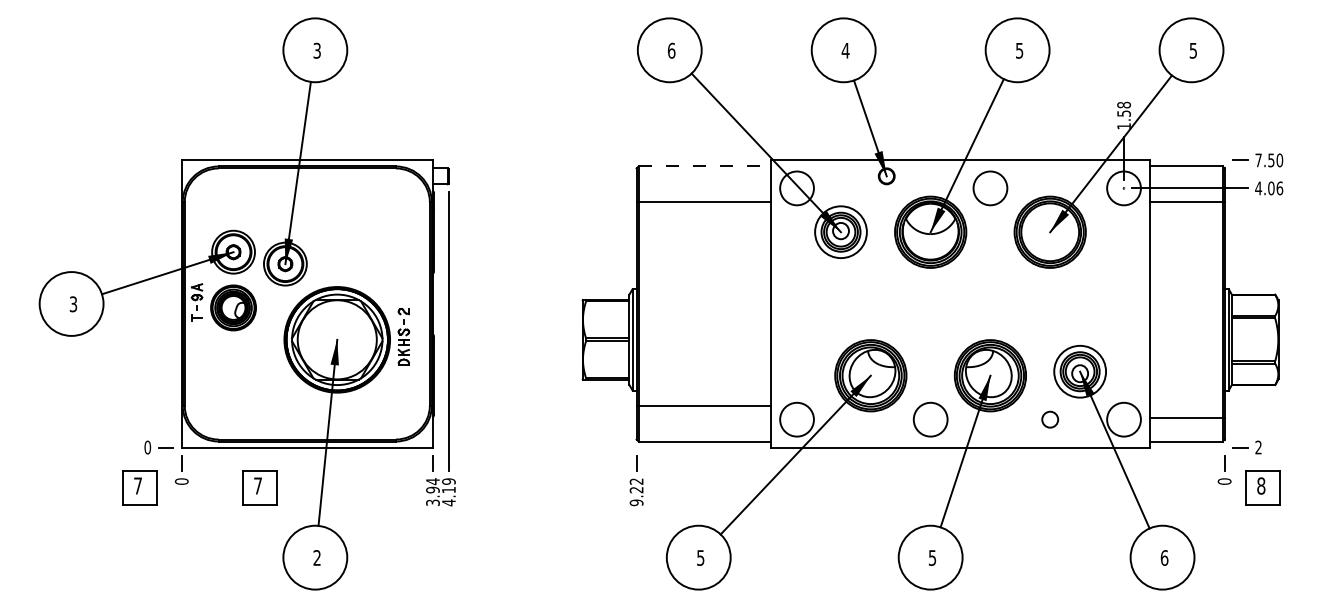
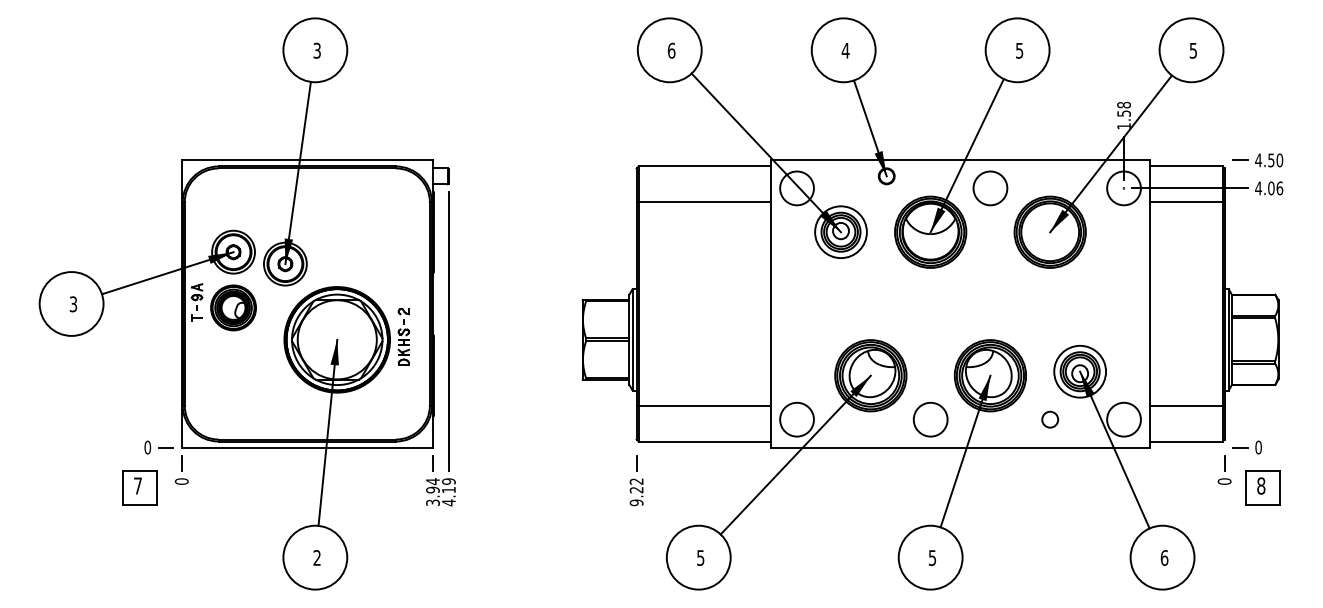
text: 7.50 -> 4.50 (1258, 160)
line: dashed -> solid (705, 166)
line position: (1186, 417) -> (1186, 405) (1186, 405)
text: 2 -> 0 (1258, 447)
part: present -> none (259, 487)
